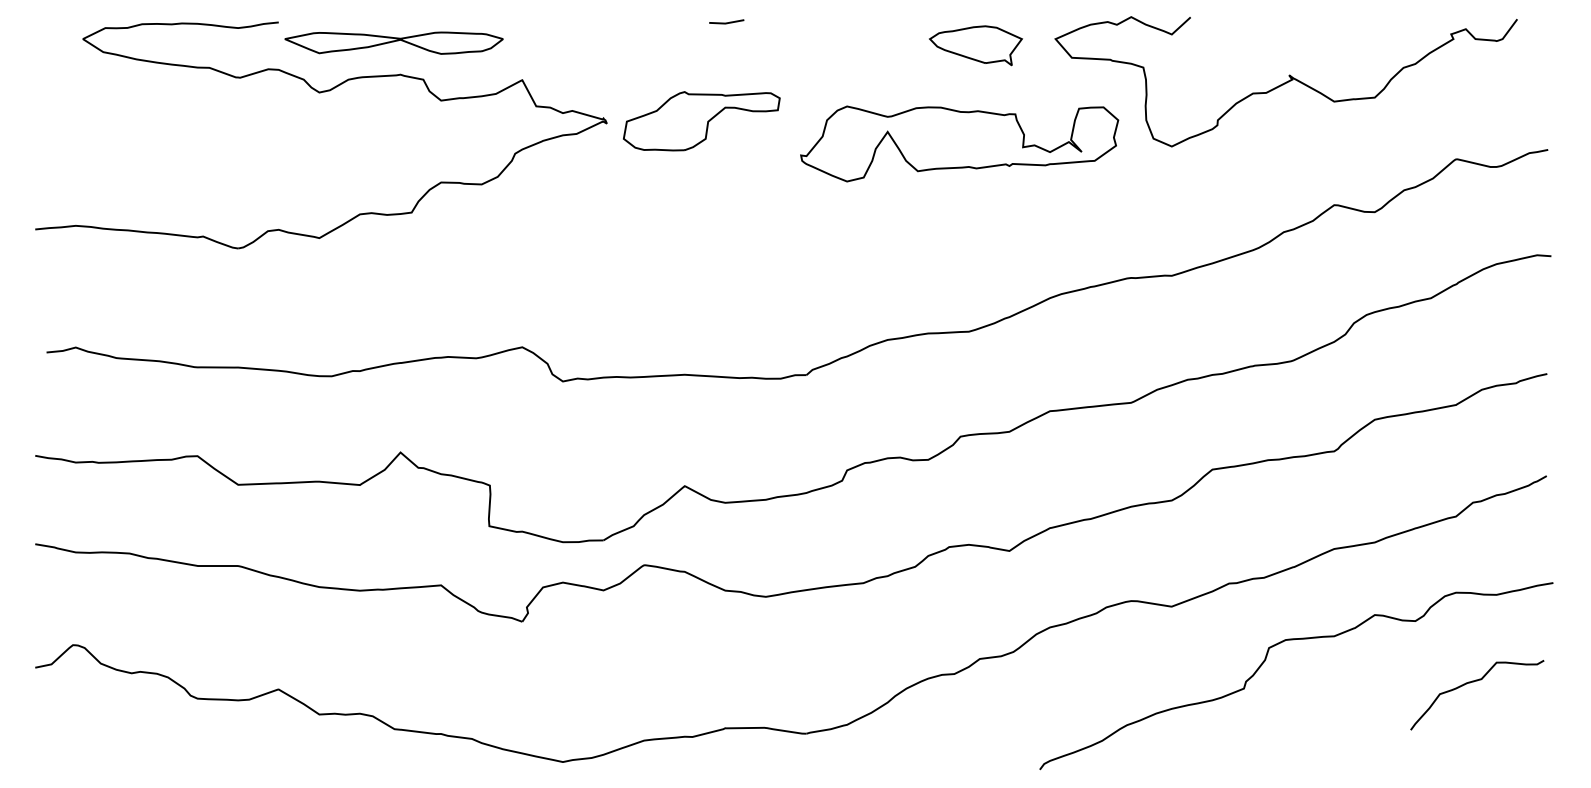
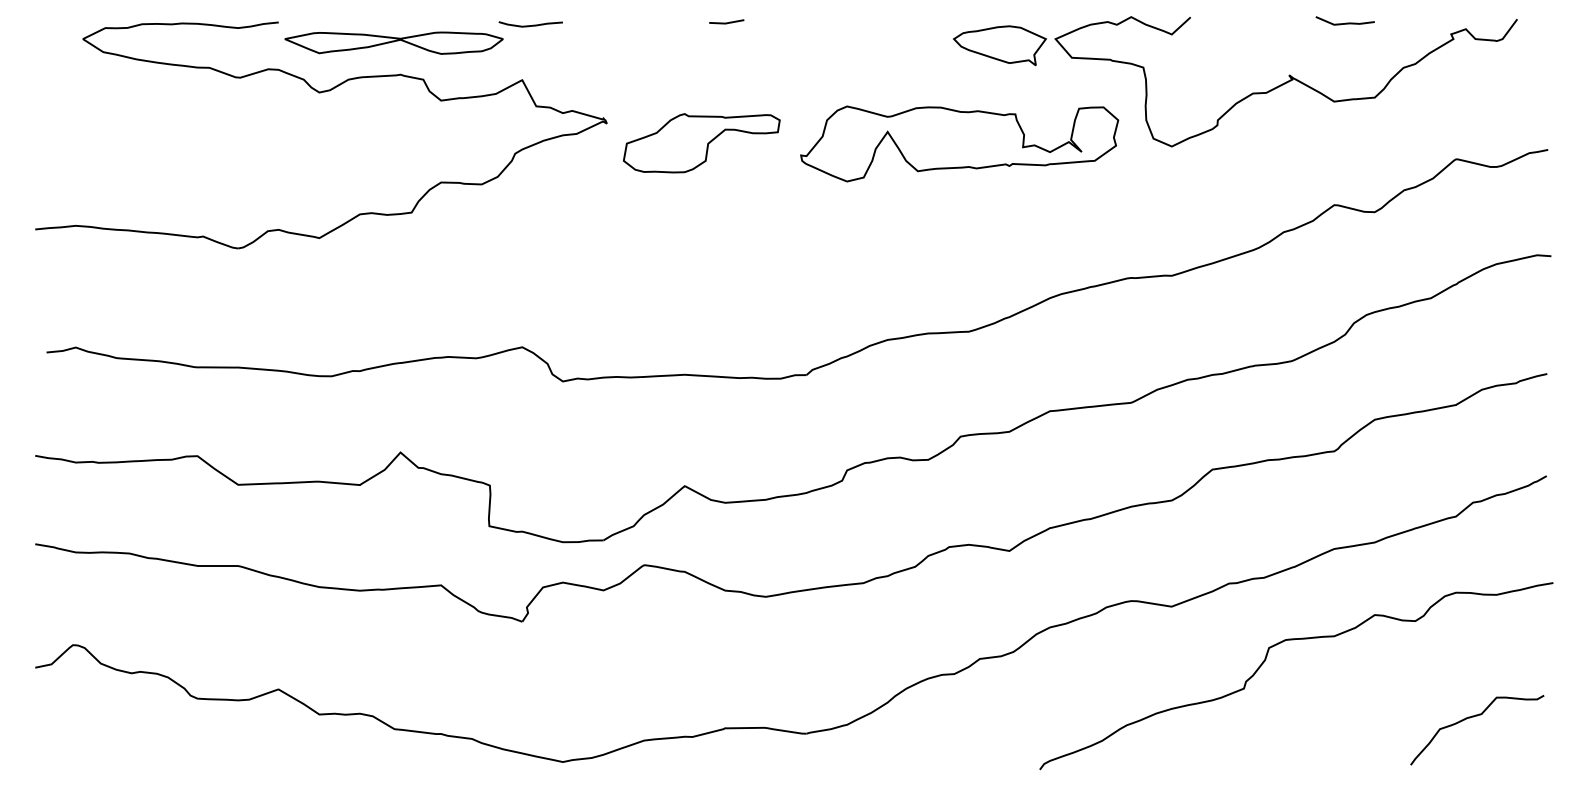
line: none -> present (1345, 22)
curve: none -> present (530, 25)
part position: (975, 45) -> (999, 45) (999, 45)
part position: (701, 121) -> (701, 143) (701, 143)
curve position: (1473, 682) -> (1473, 717) (1473, 717)
